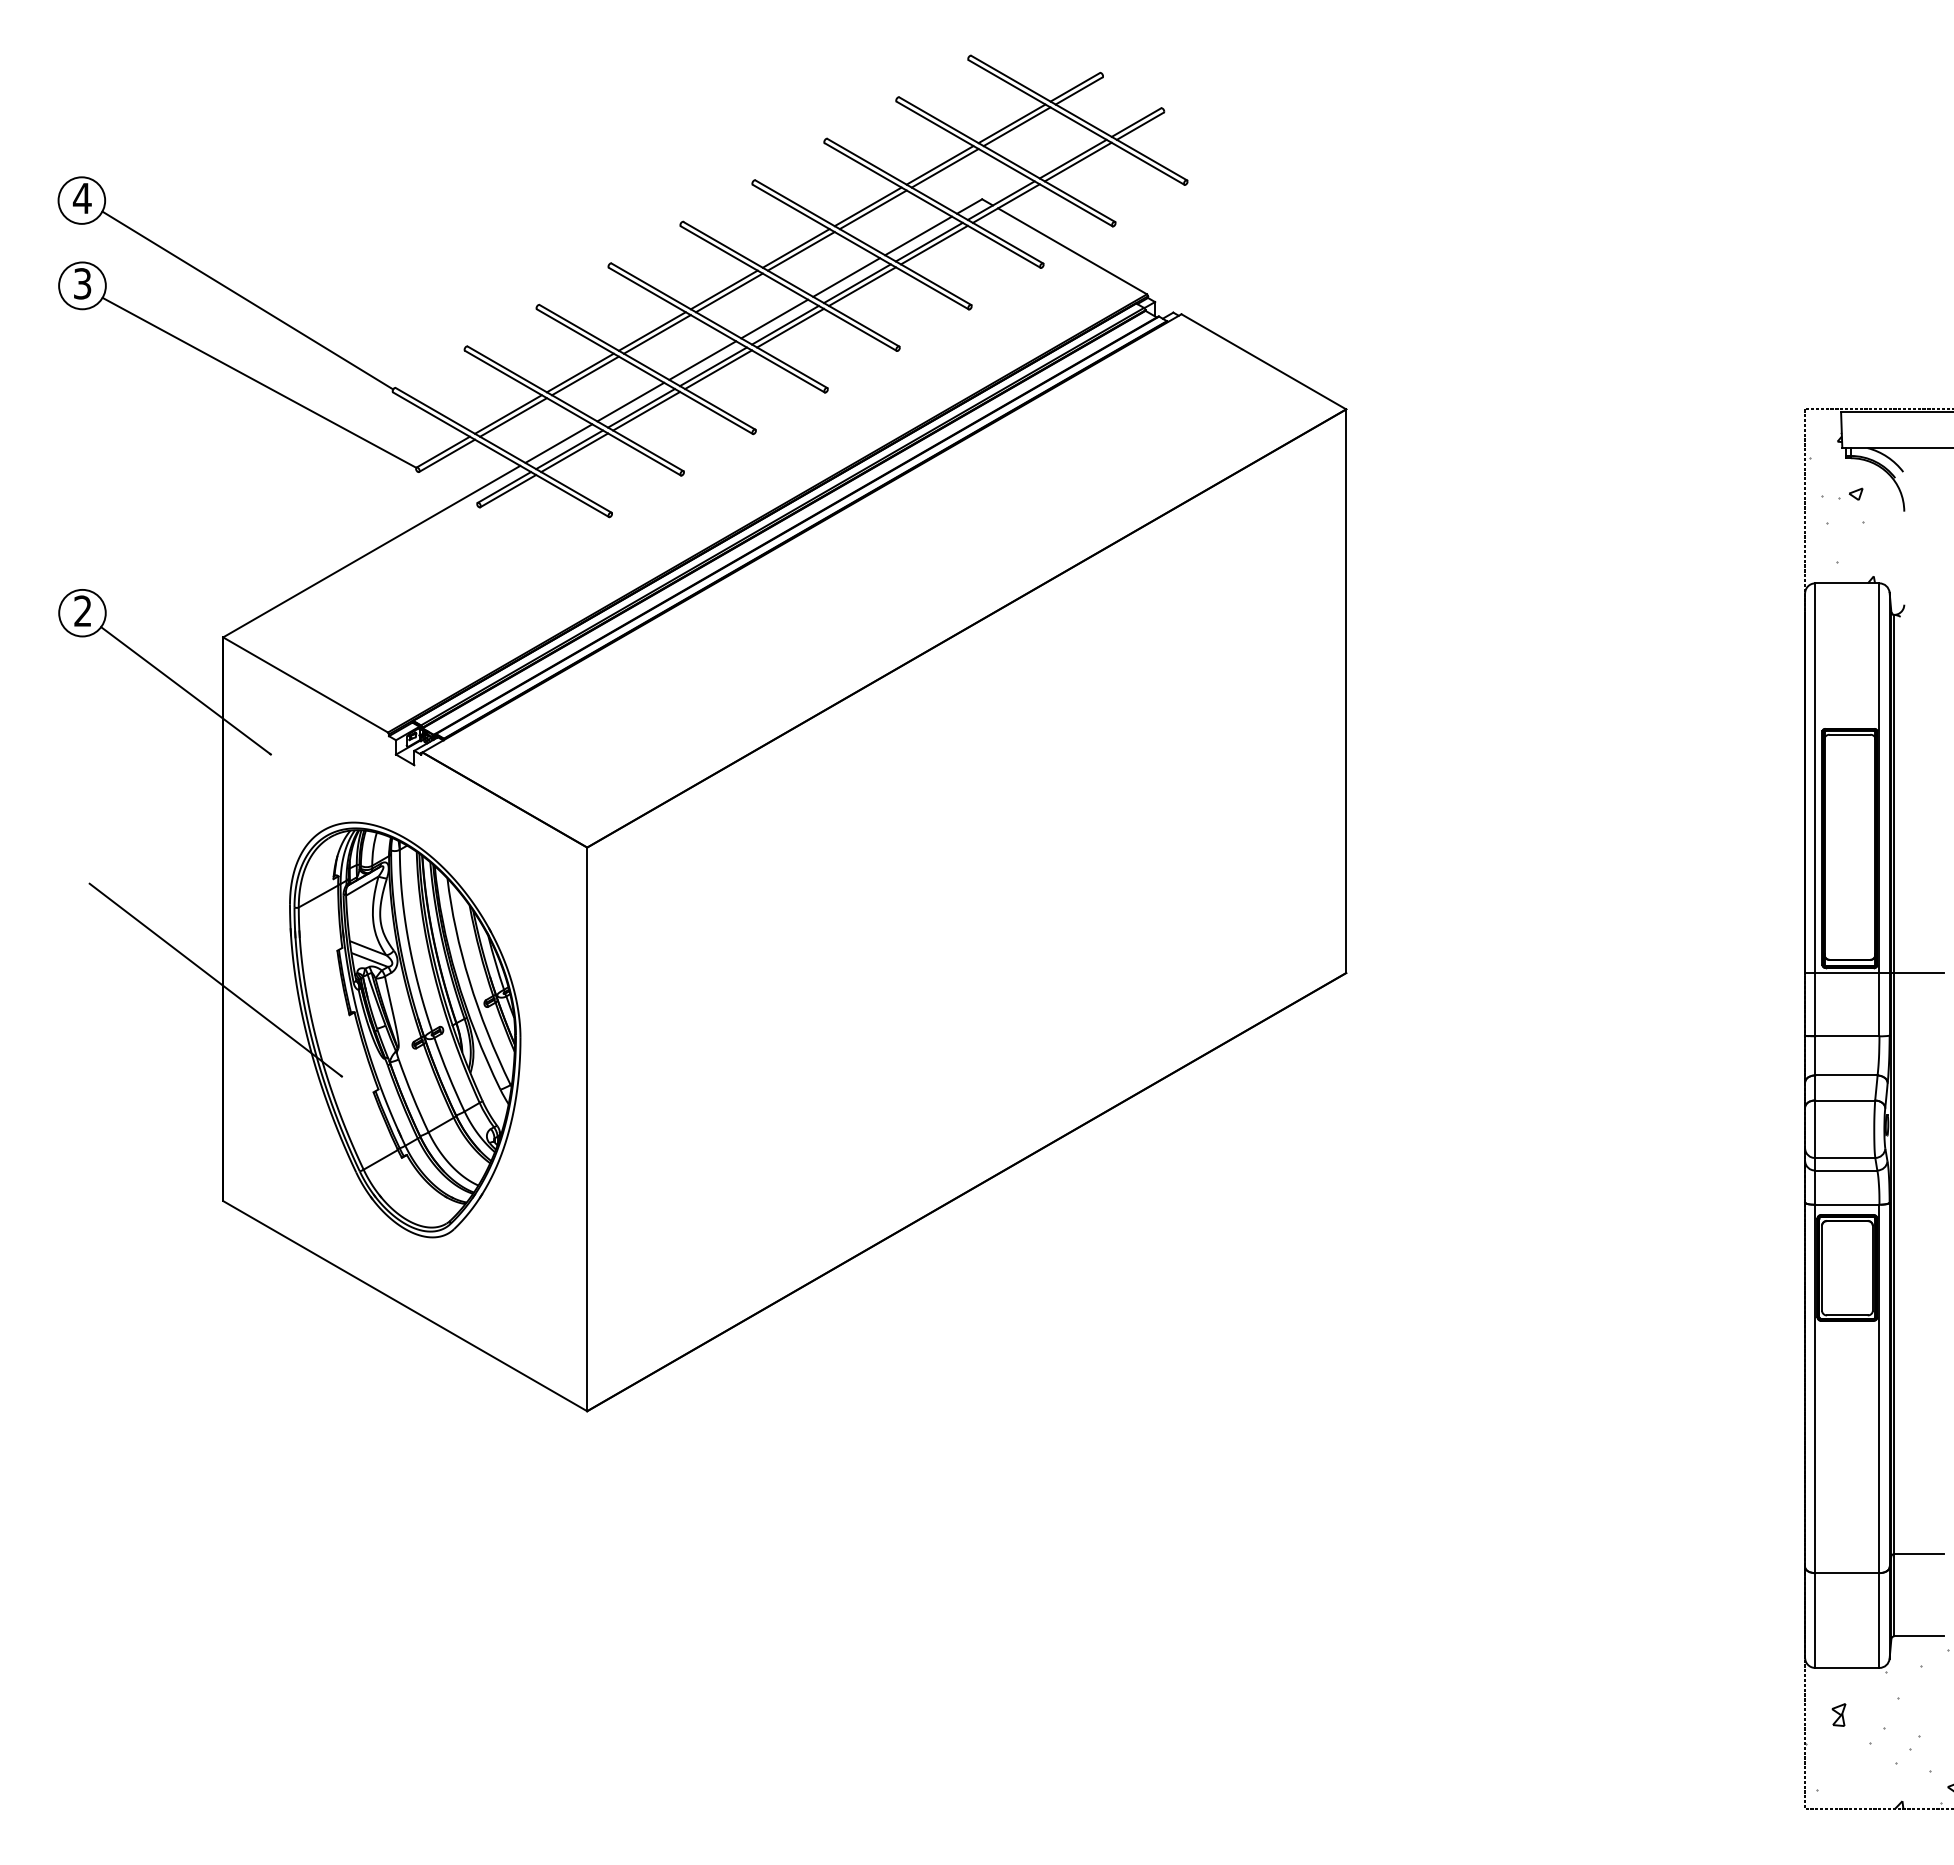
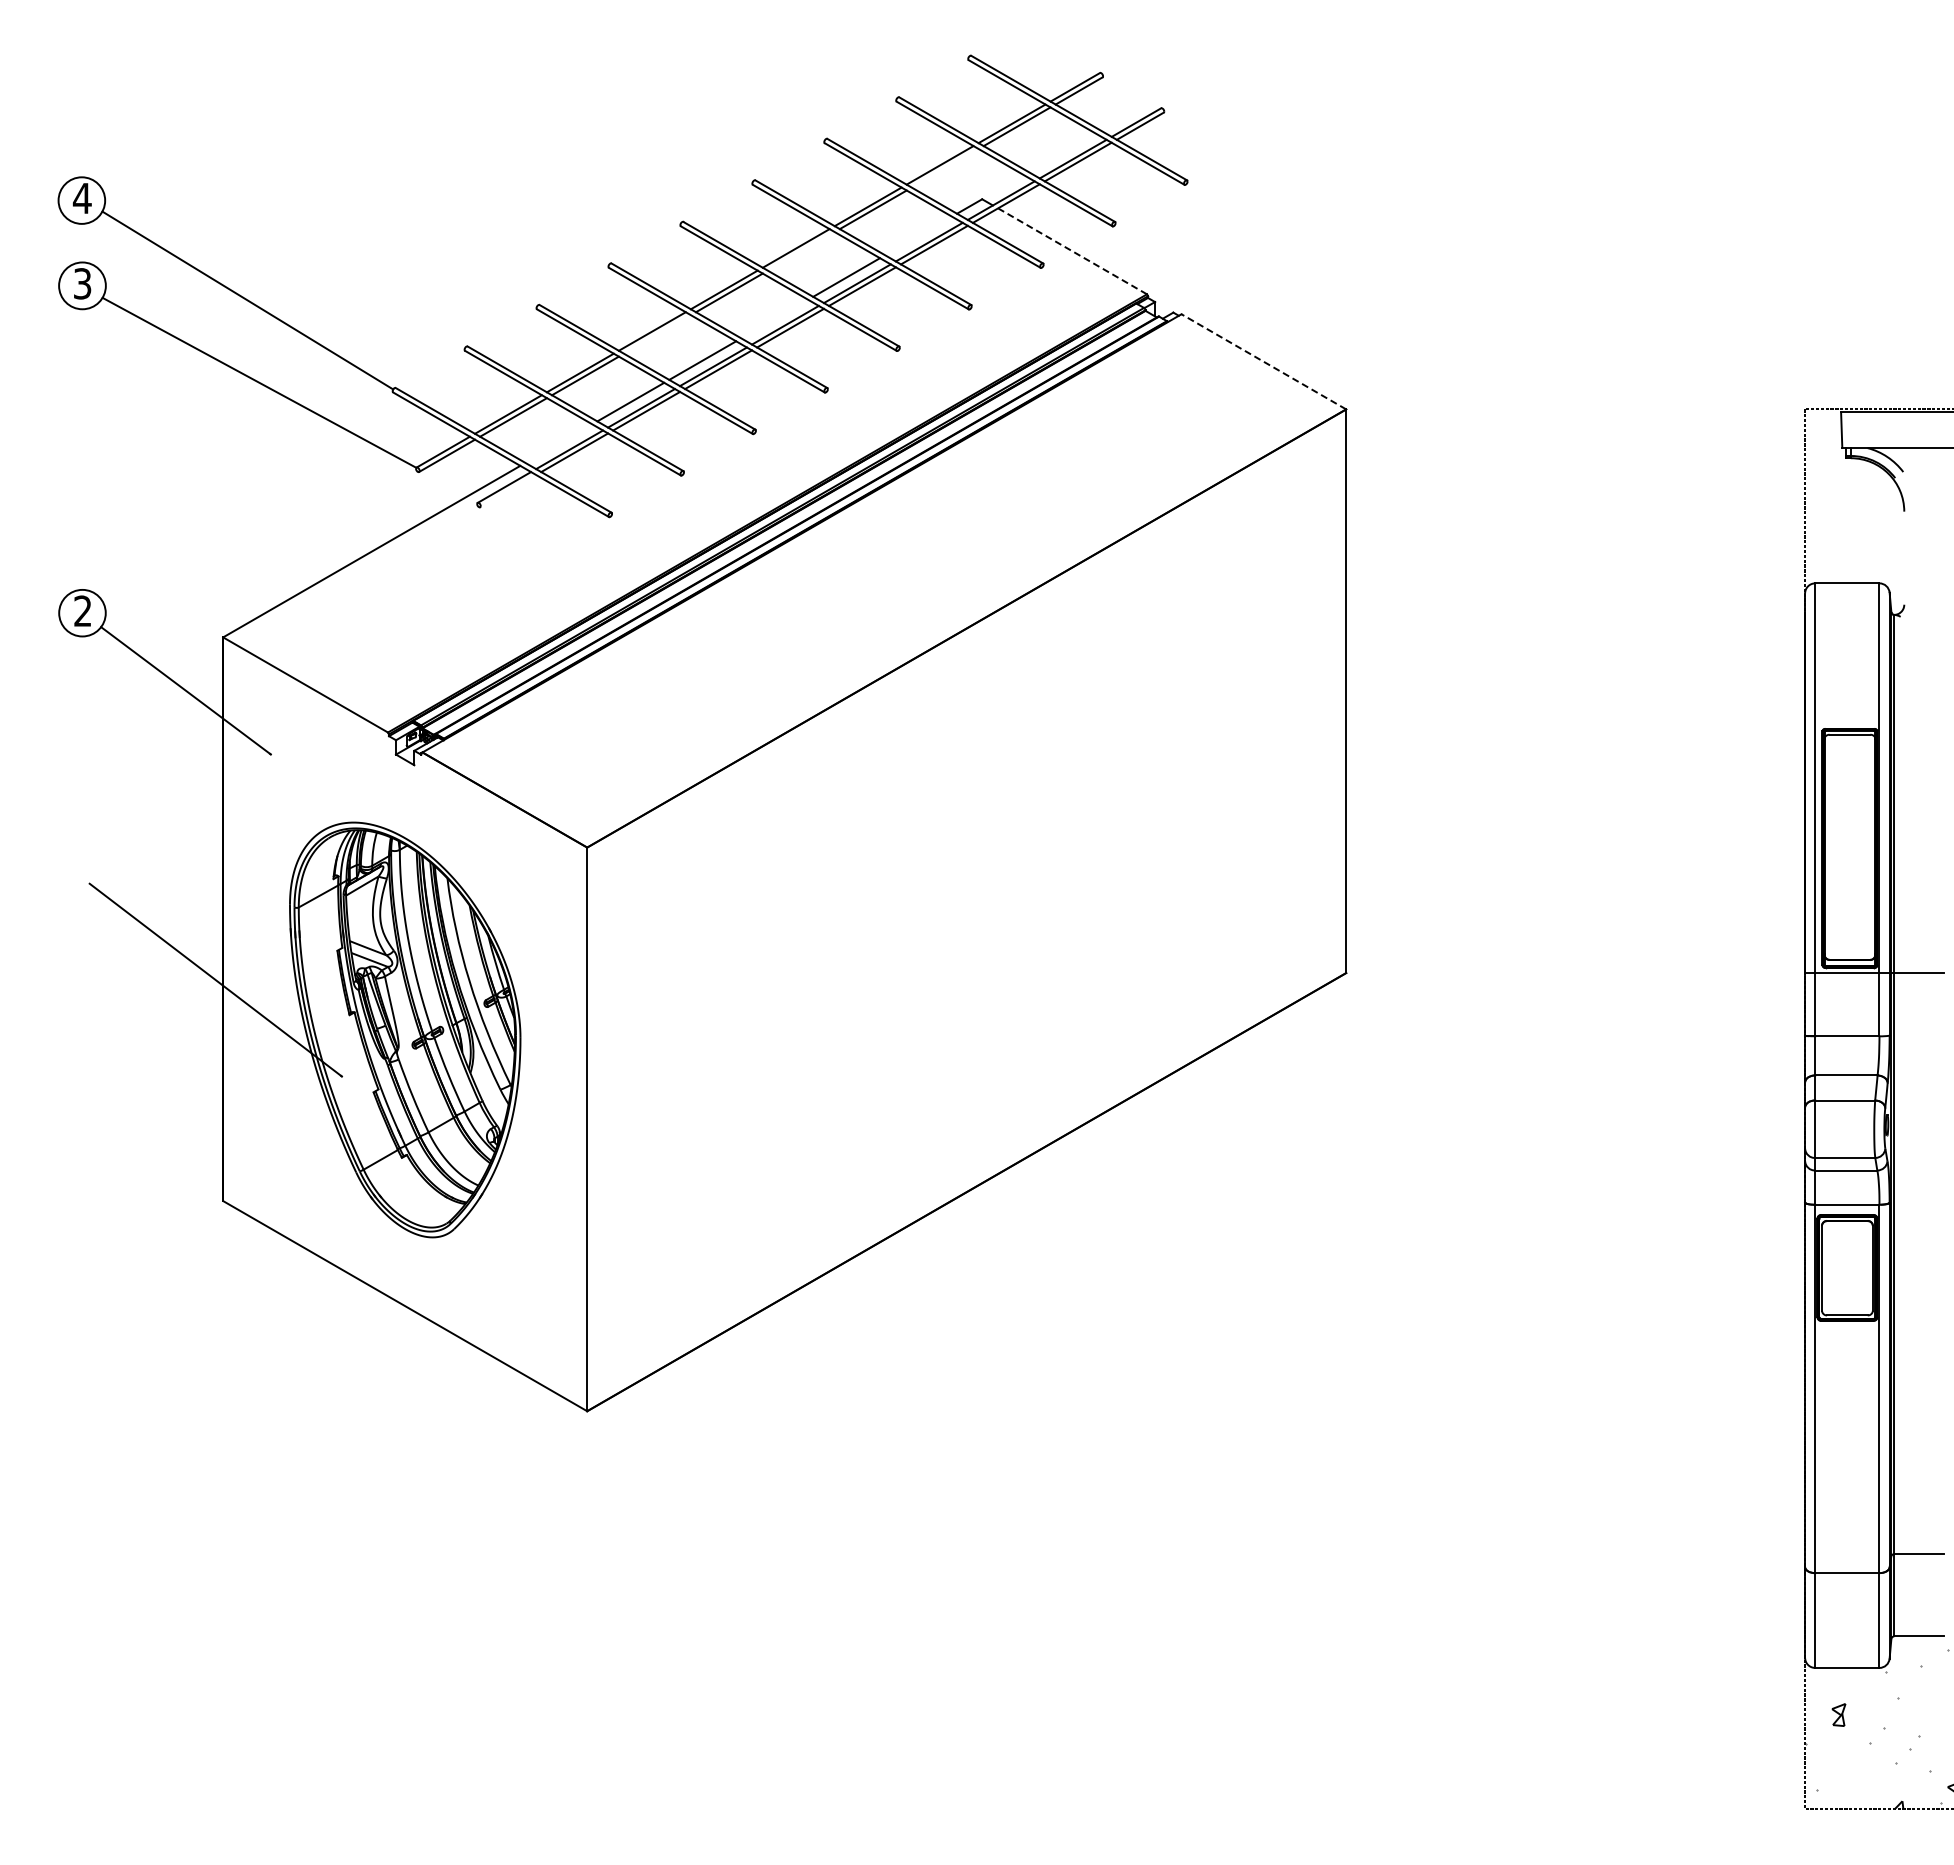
line: present -> none (944, 168)
line: present -> none (918, 235)
line: present -> none (800, 251)
line: solid -> dashed (1072, 251)
line: present -> none (774, 318)
line: present -> none (656, 334)
line: solid -> dashed (1263, 361)
line: present -> none (558, 443)
line: present -> none (508, 491)
hatch: present -> none (1842, 508)
